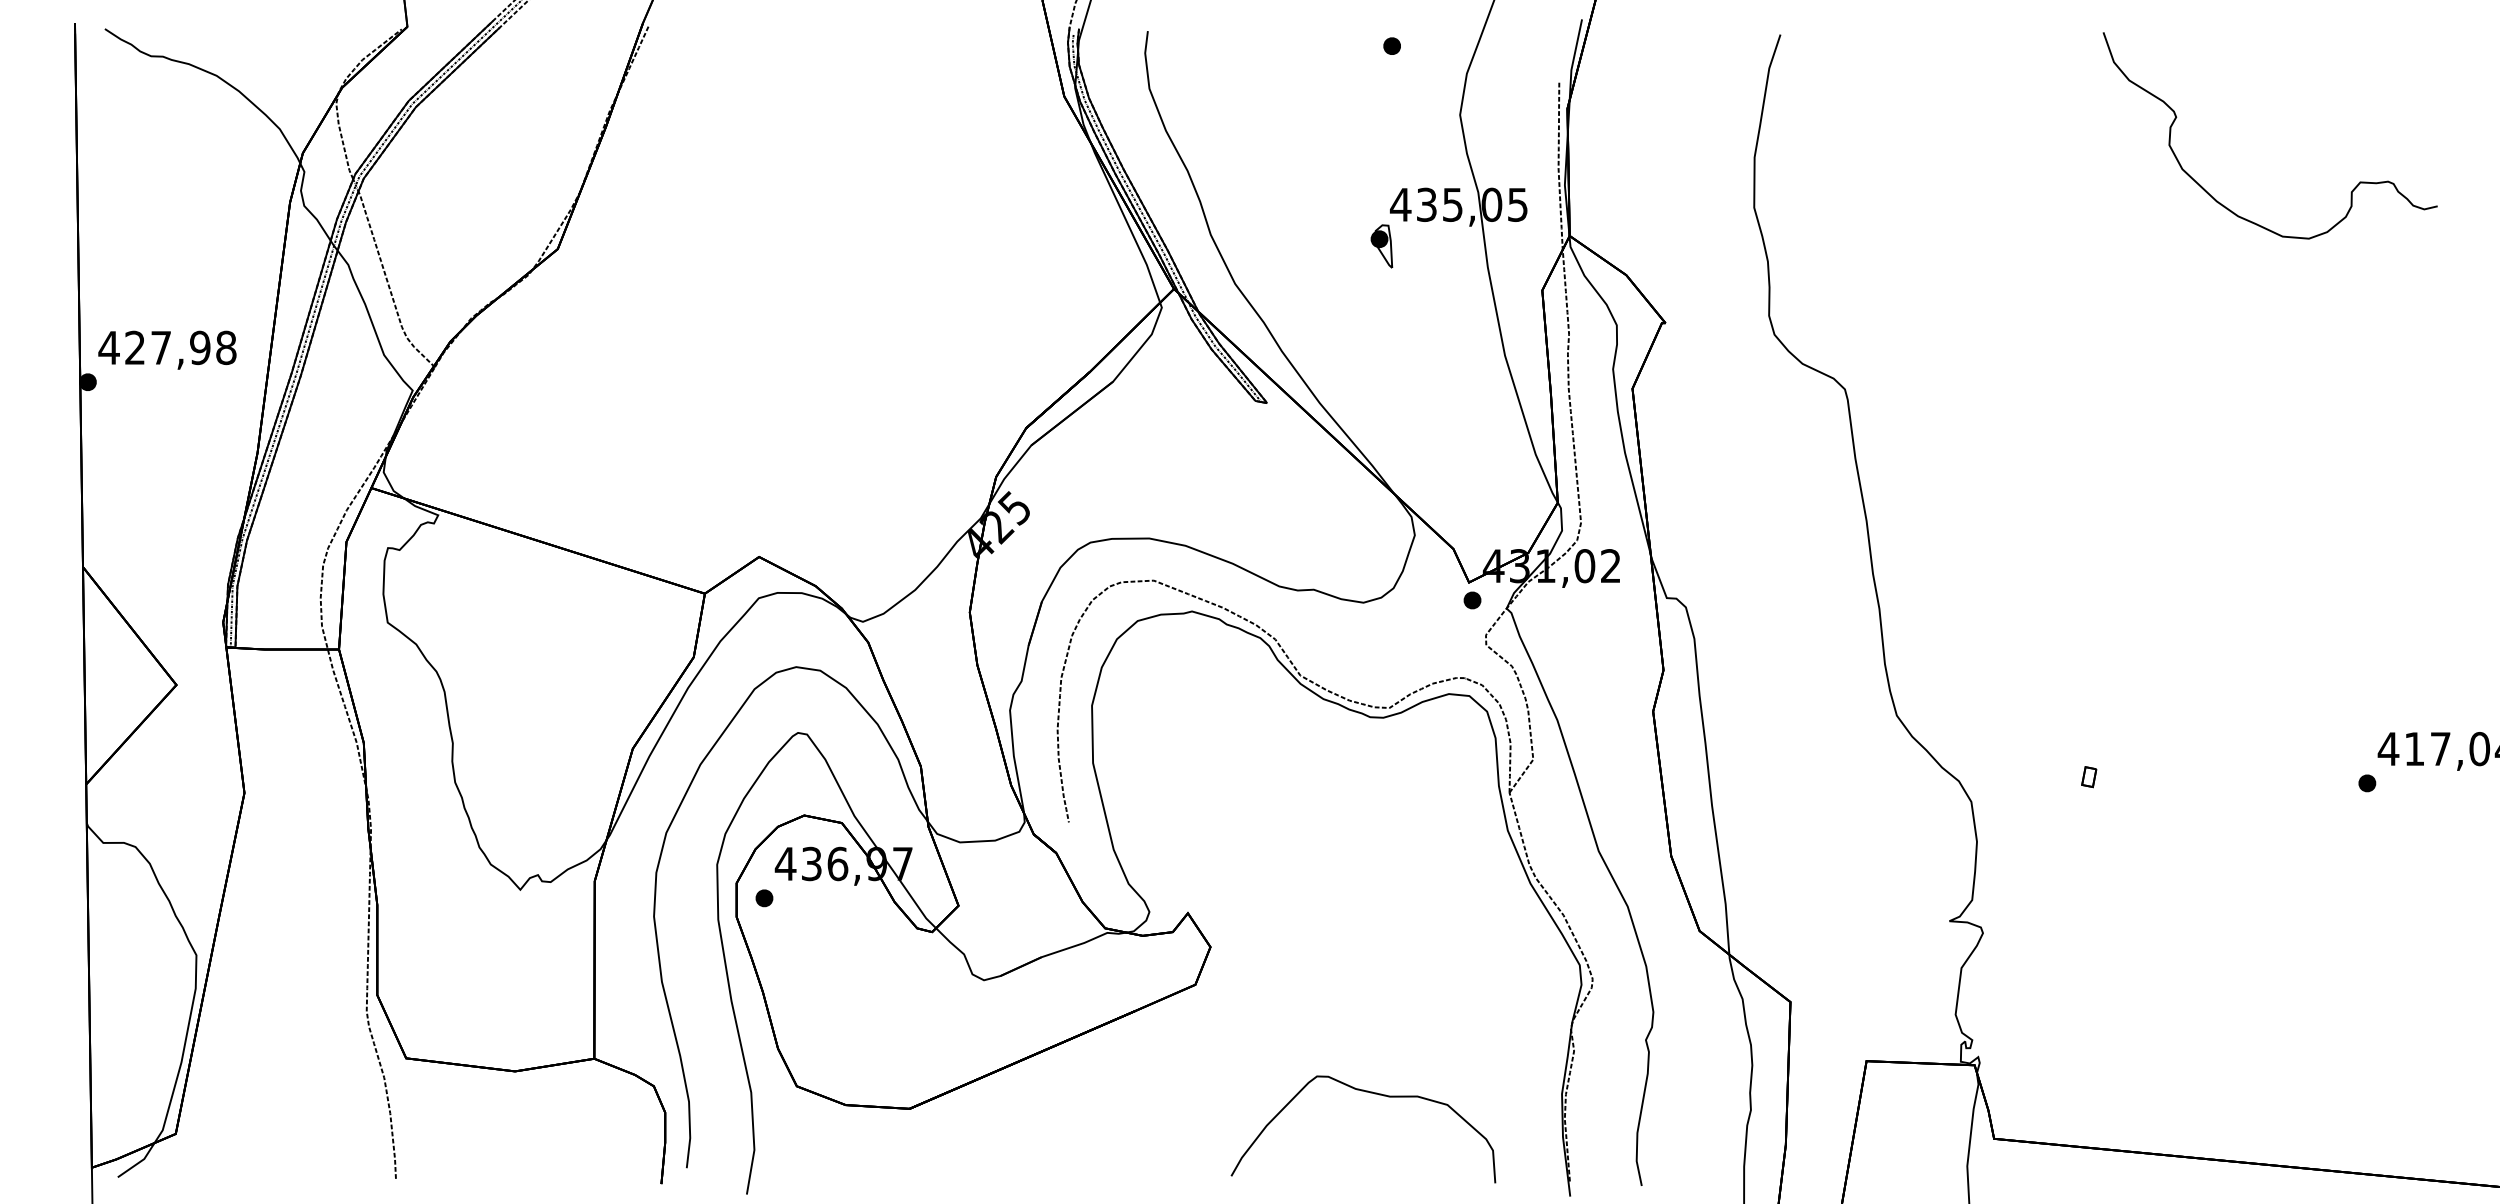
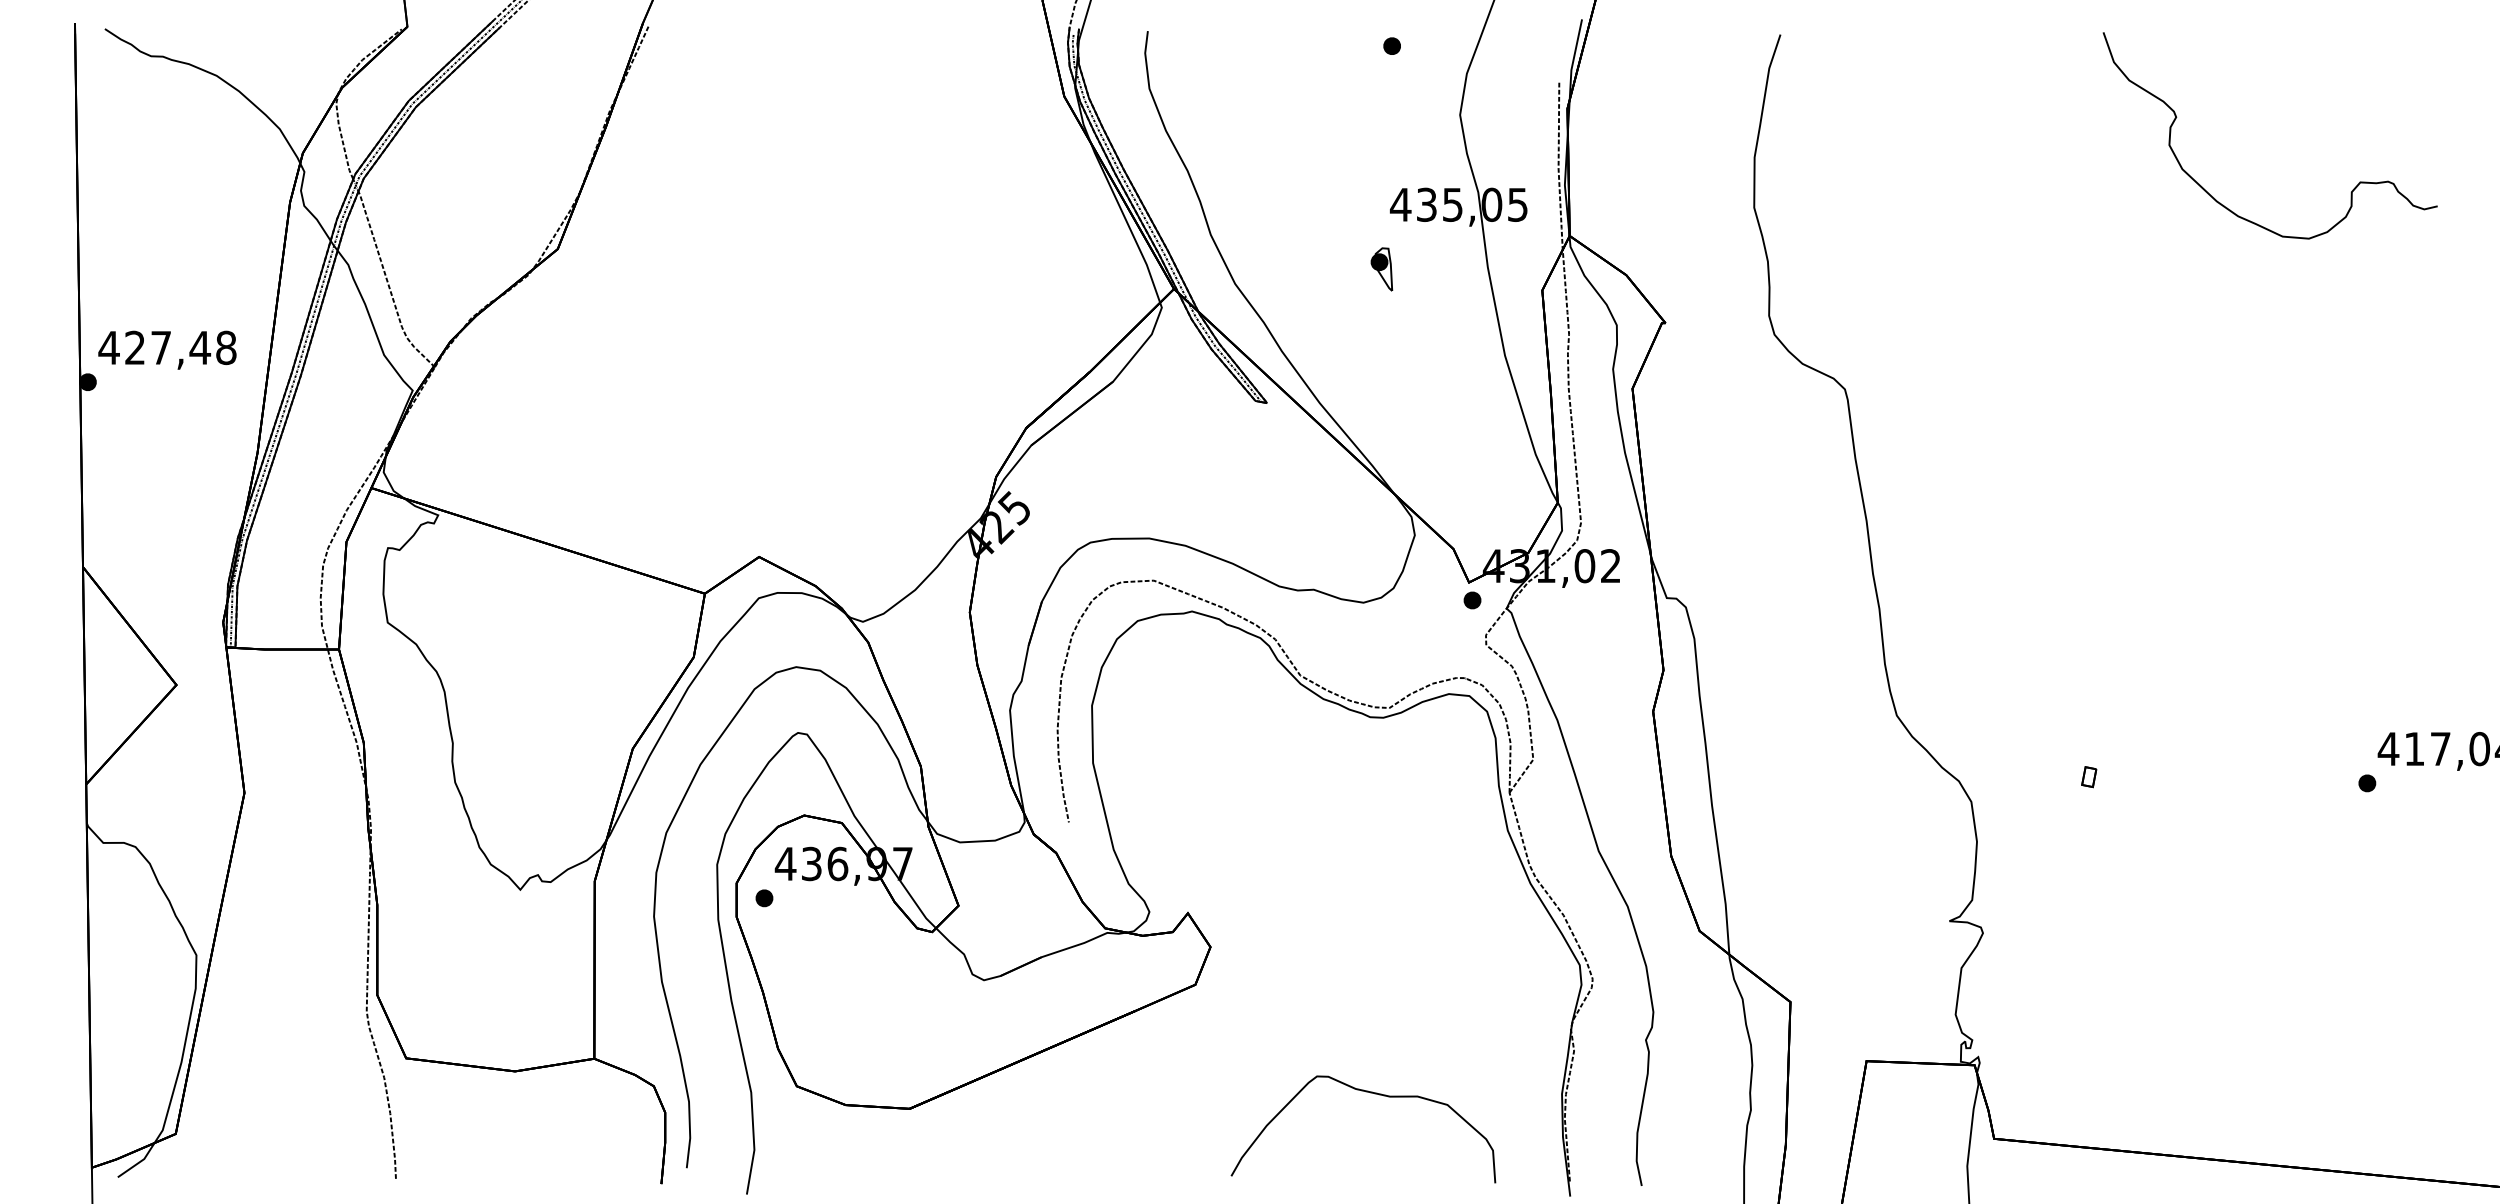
part position: (1381, 246) -> (1381, 269) (1381, 269)
text: 427,98 -> 427,48 (200, 347)
